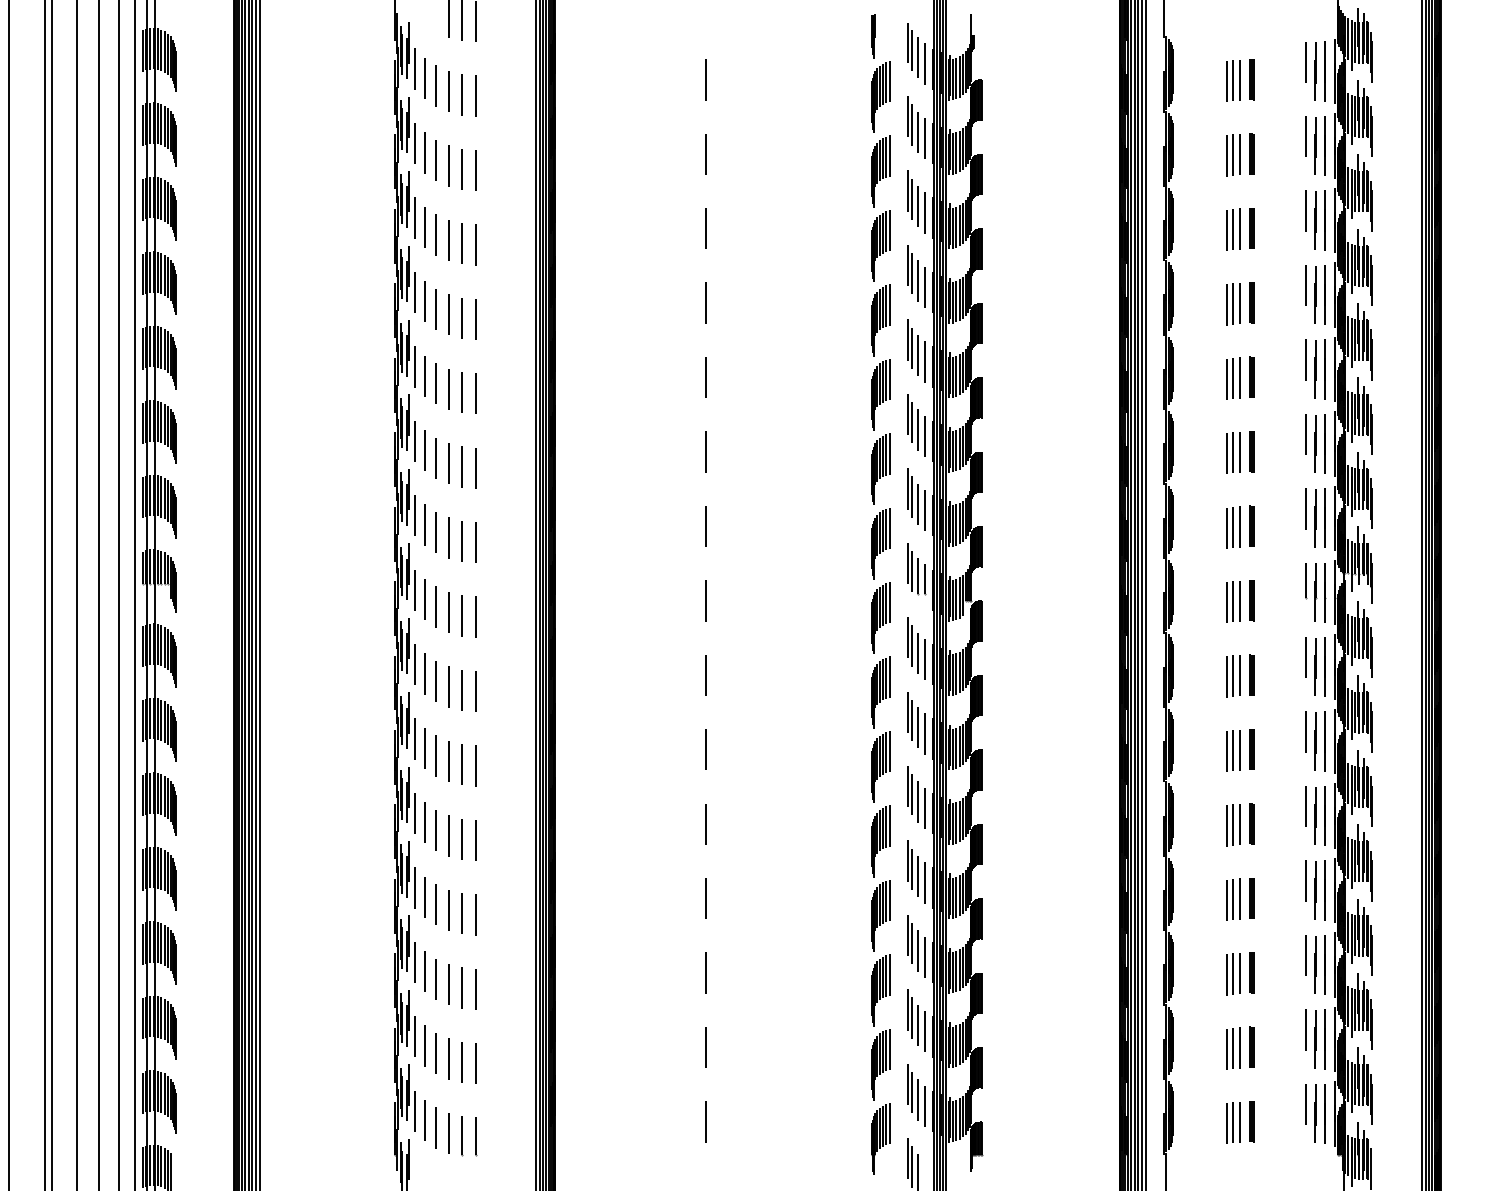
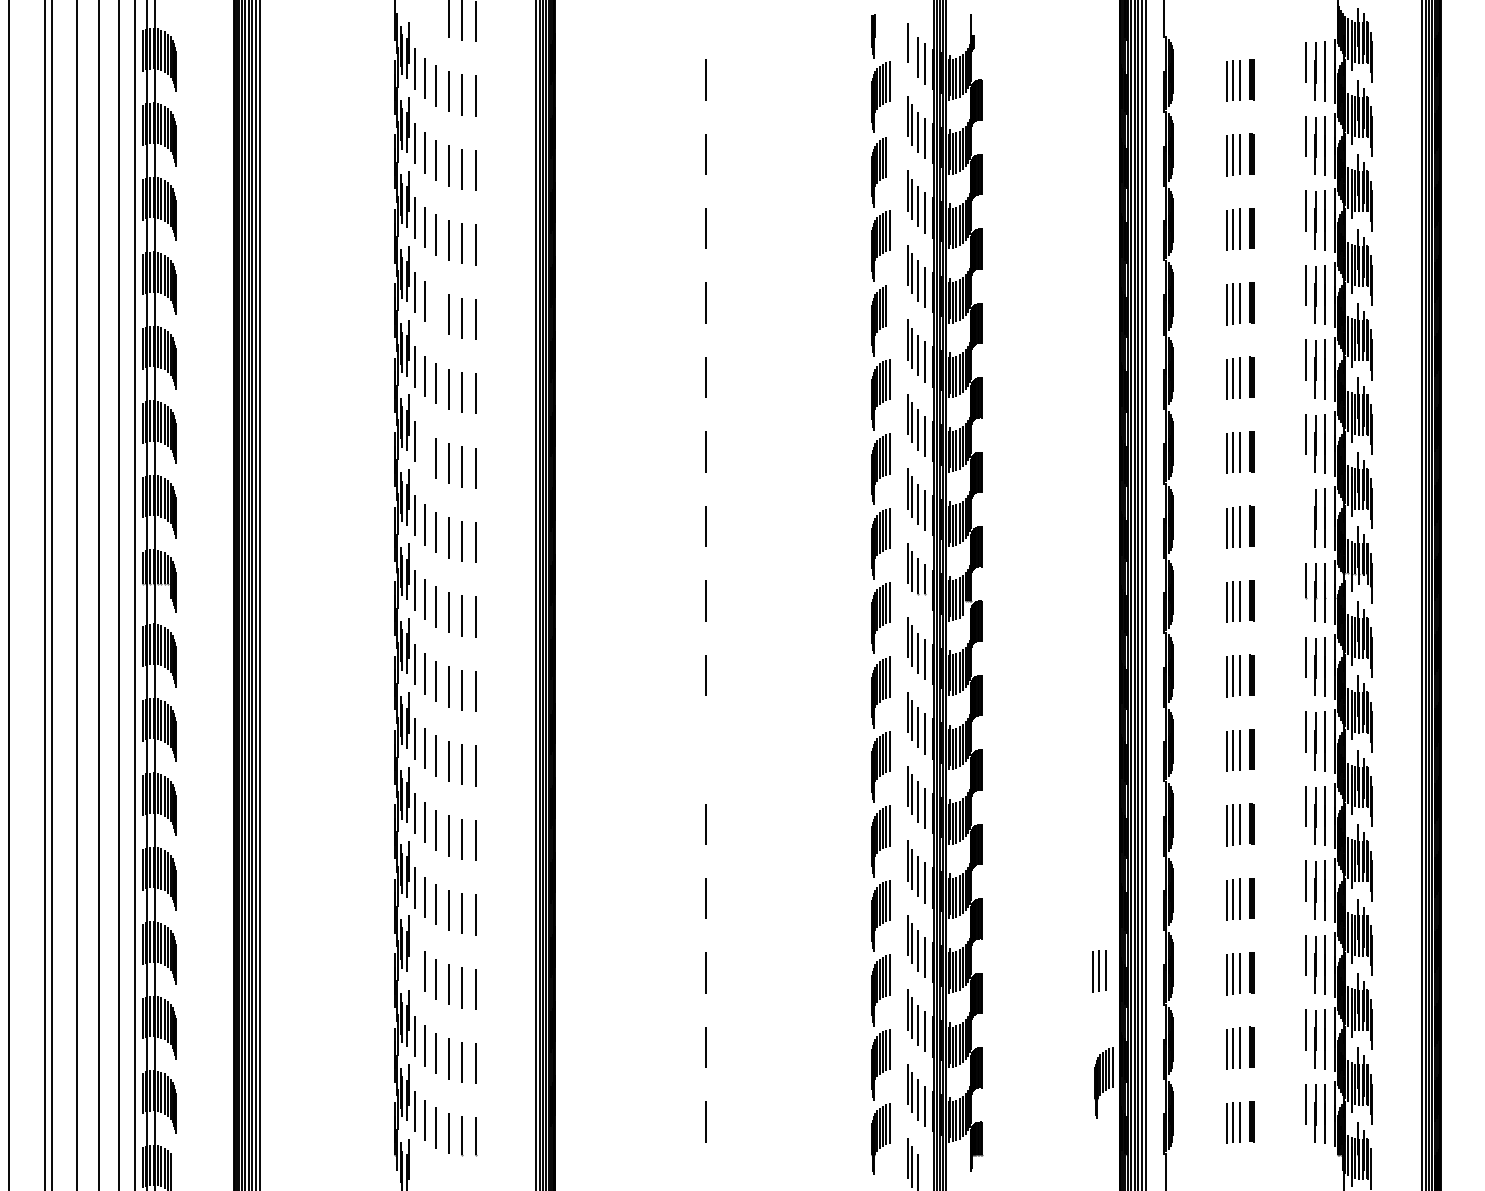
line: present -> none (912, 50)
line: present -> none (889, 155)
line: present -> none (889, 304)
line: present -> none (436, 309)
line: present -> none (425, 450)
line: present -> none (1305, 508)
line: present -> none (706, 749)
line: present -> none (415, 962)
part: none -> present (1099, 971)
part: none -> present (1103, 1082)
